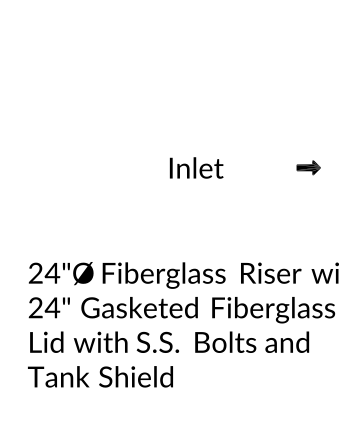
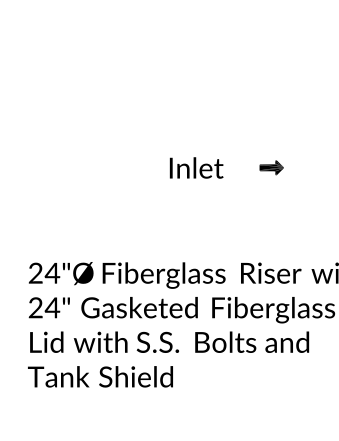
part position: (308, 167) -> (271, 167) (271, 167)
